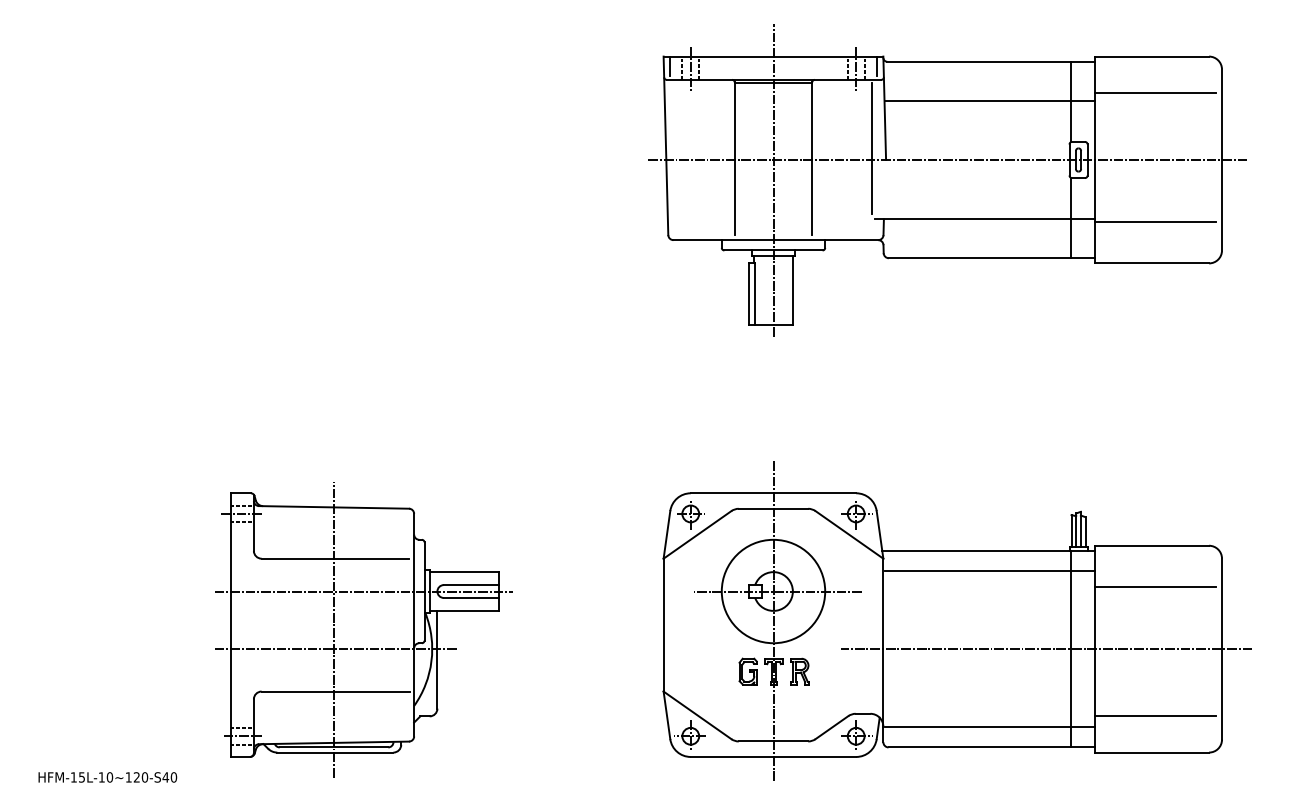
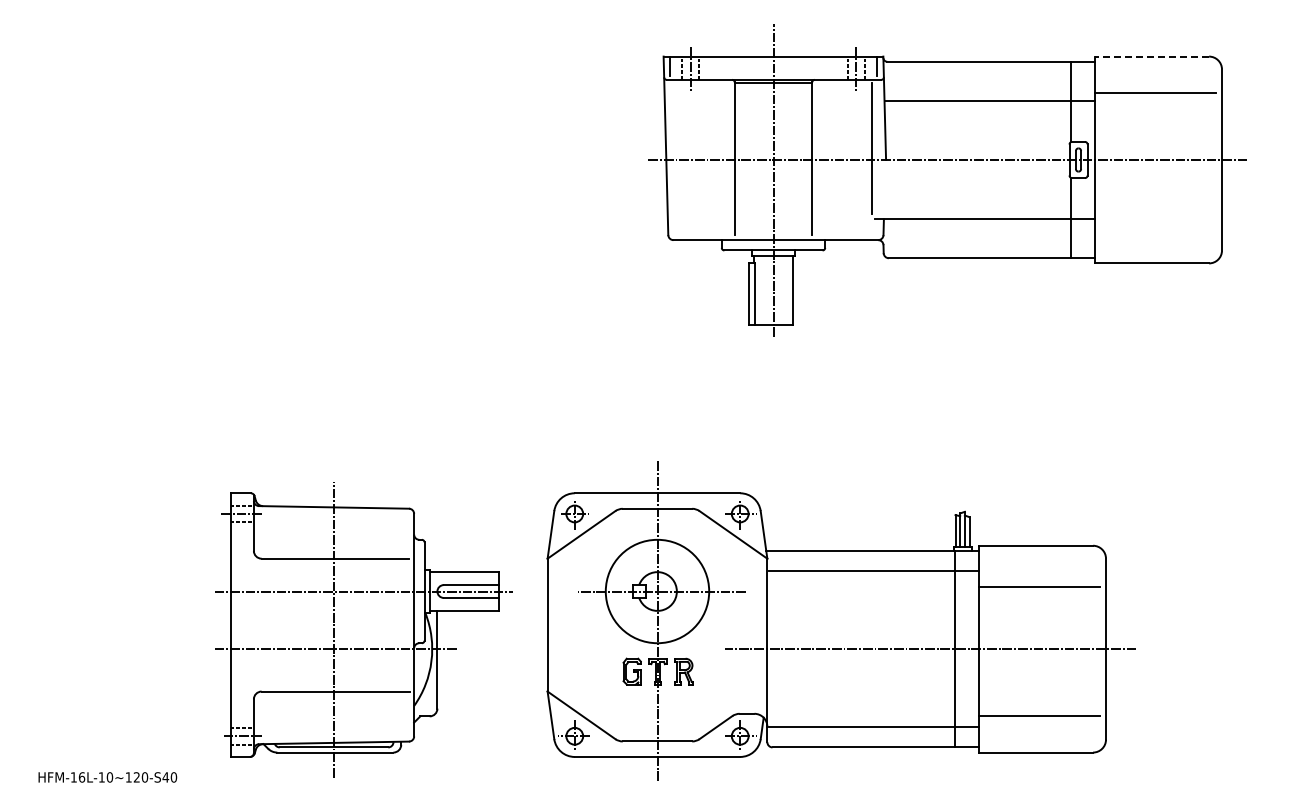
line: solid -> dashed (1152, 56)
line: present -> none (1155, 222)
part position: (956, 620) -> (840, 620) (840, 620)
text: HFM-15L-10~120-S40 -> HFM-16L-10~120-S40 (81, 777)
